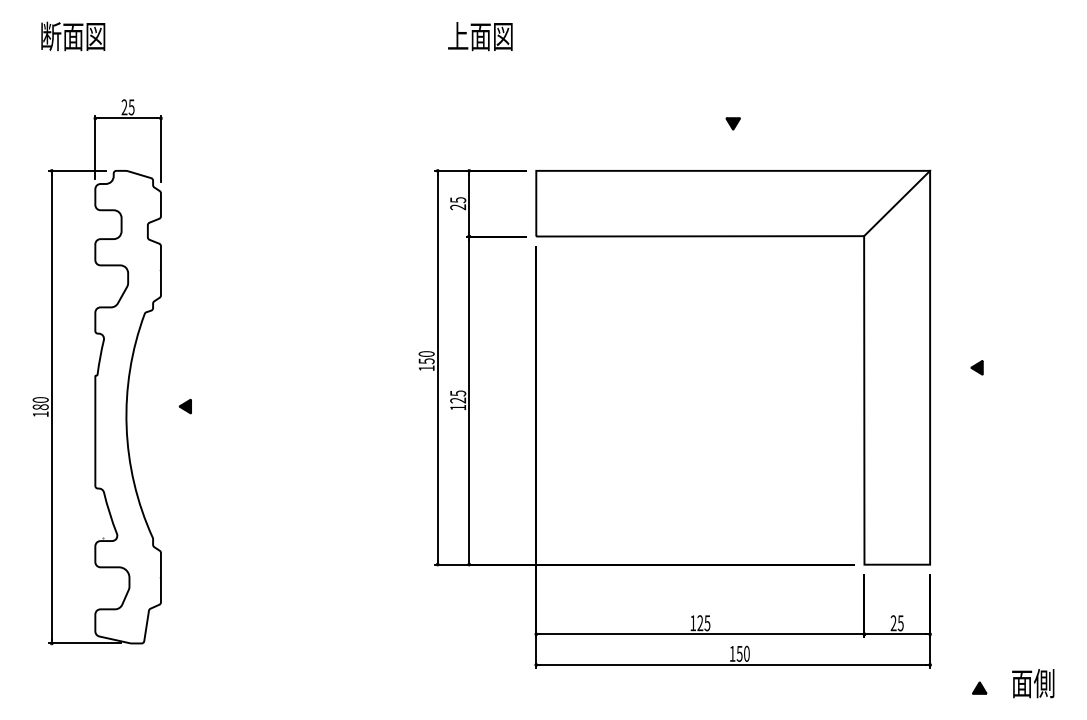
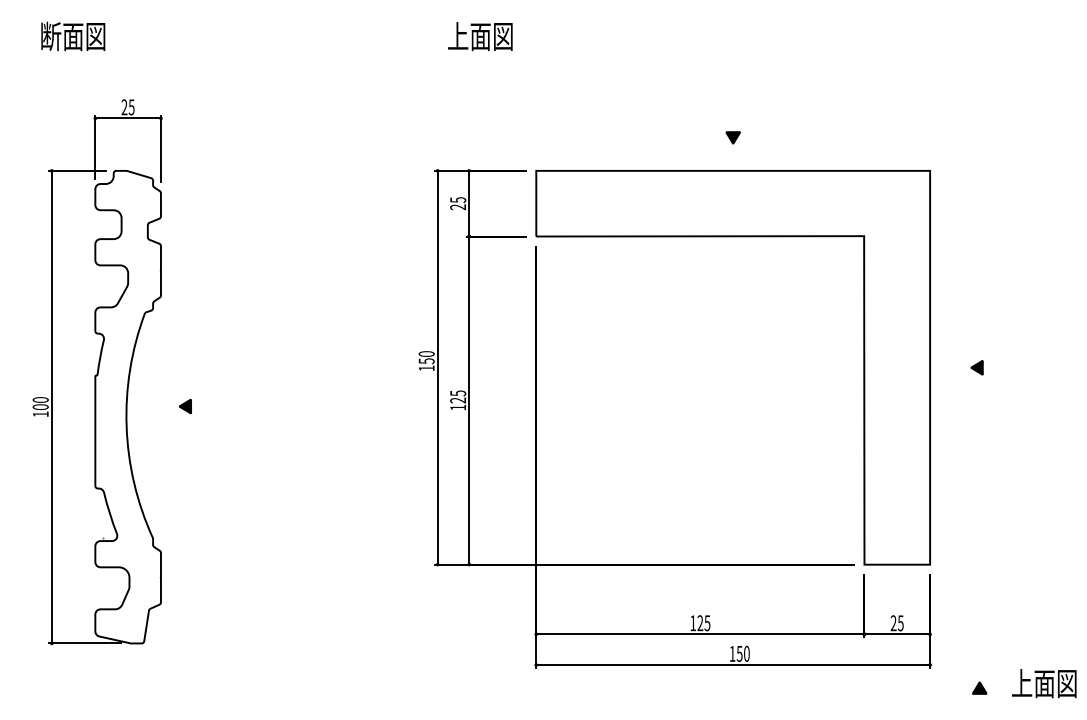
part position: (732, 123) -> (732, 137) (732, 137)
line: present -> none (897, 203)
text: 180 -> 100 (40, 407)
text: 面側 -> 上面図 (1044, 683)
